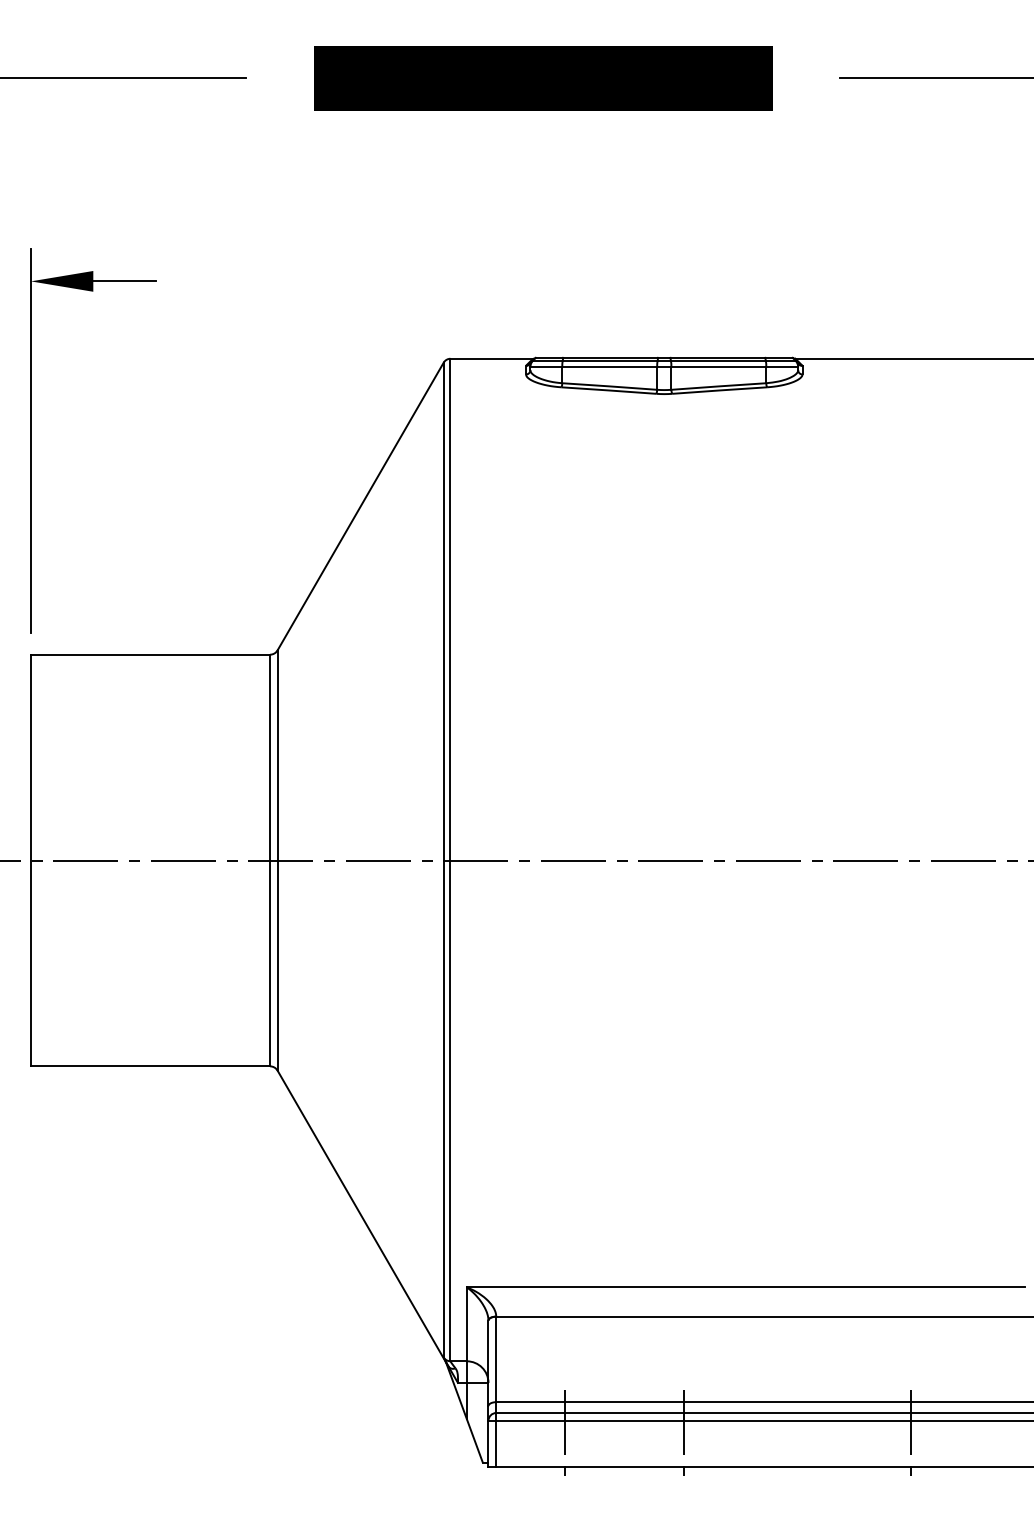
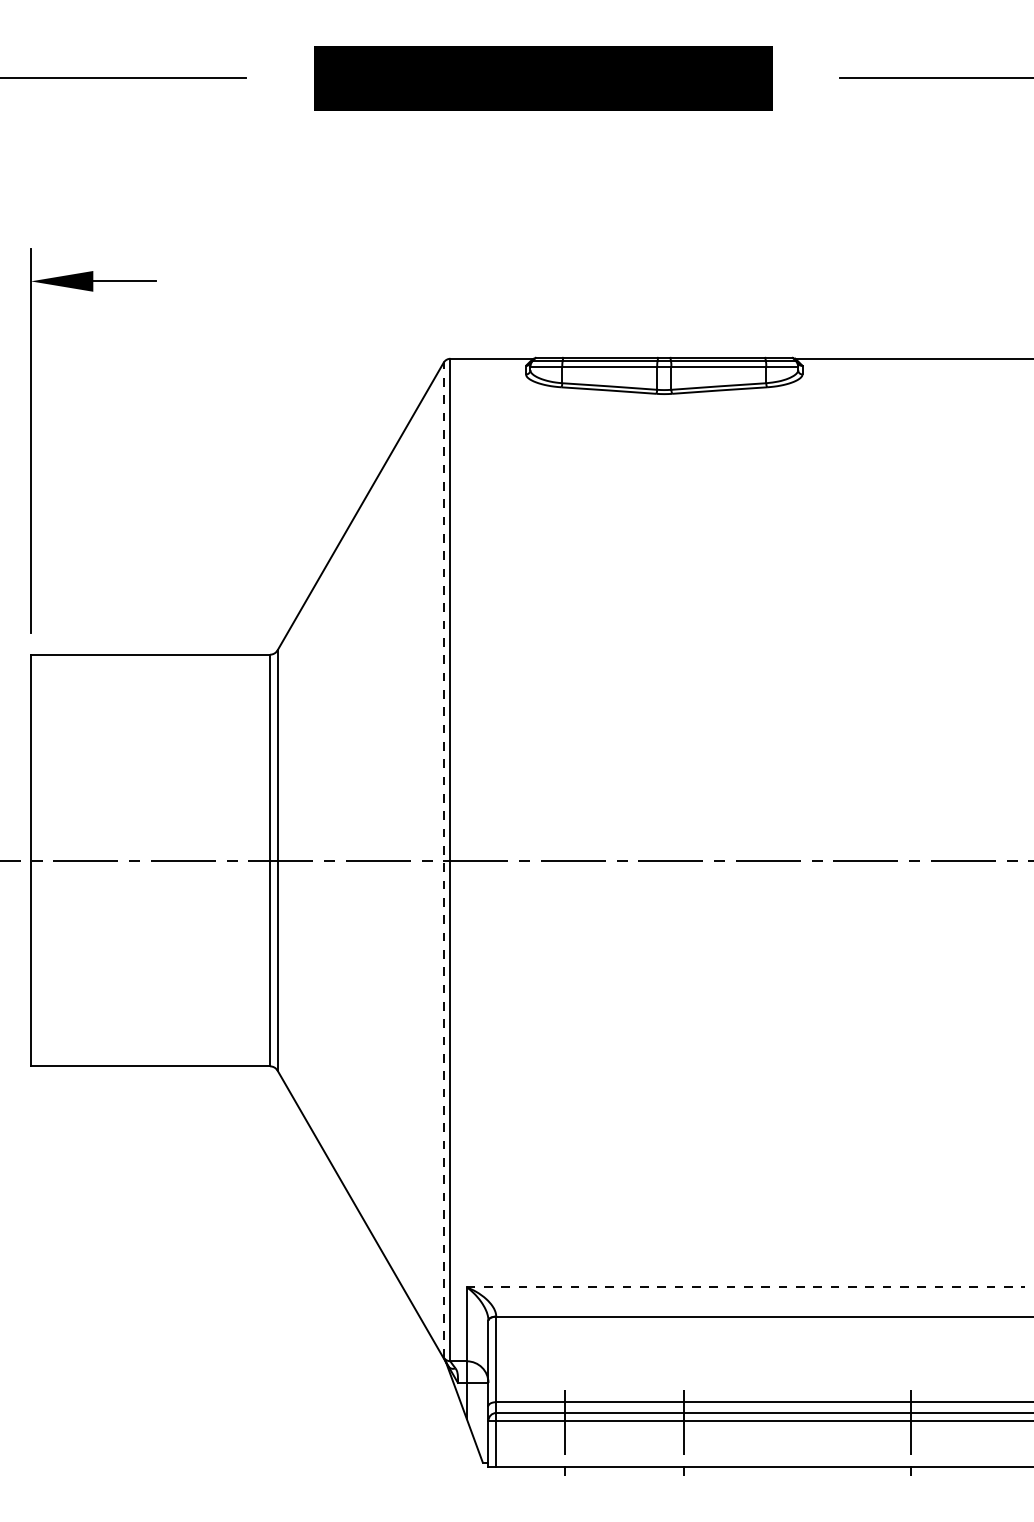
line: solid -> dashed (443, 859)
line: solid -> dashed (745, 1287)
